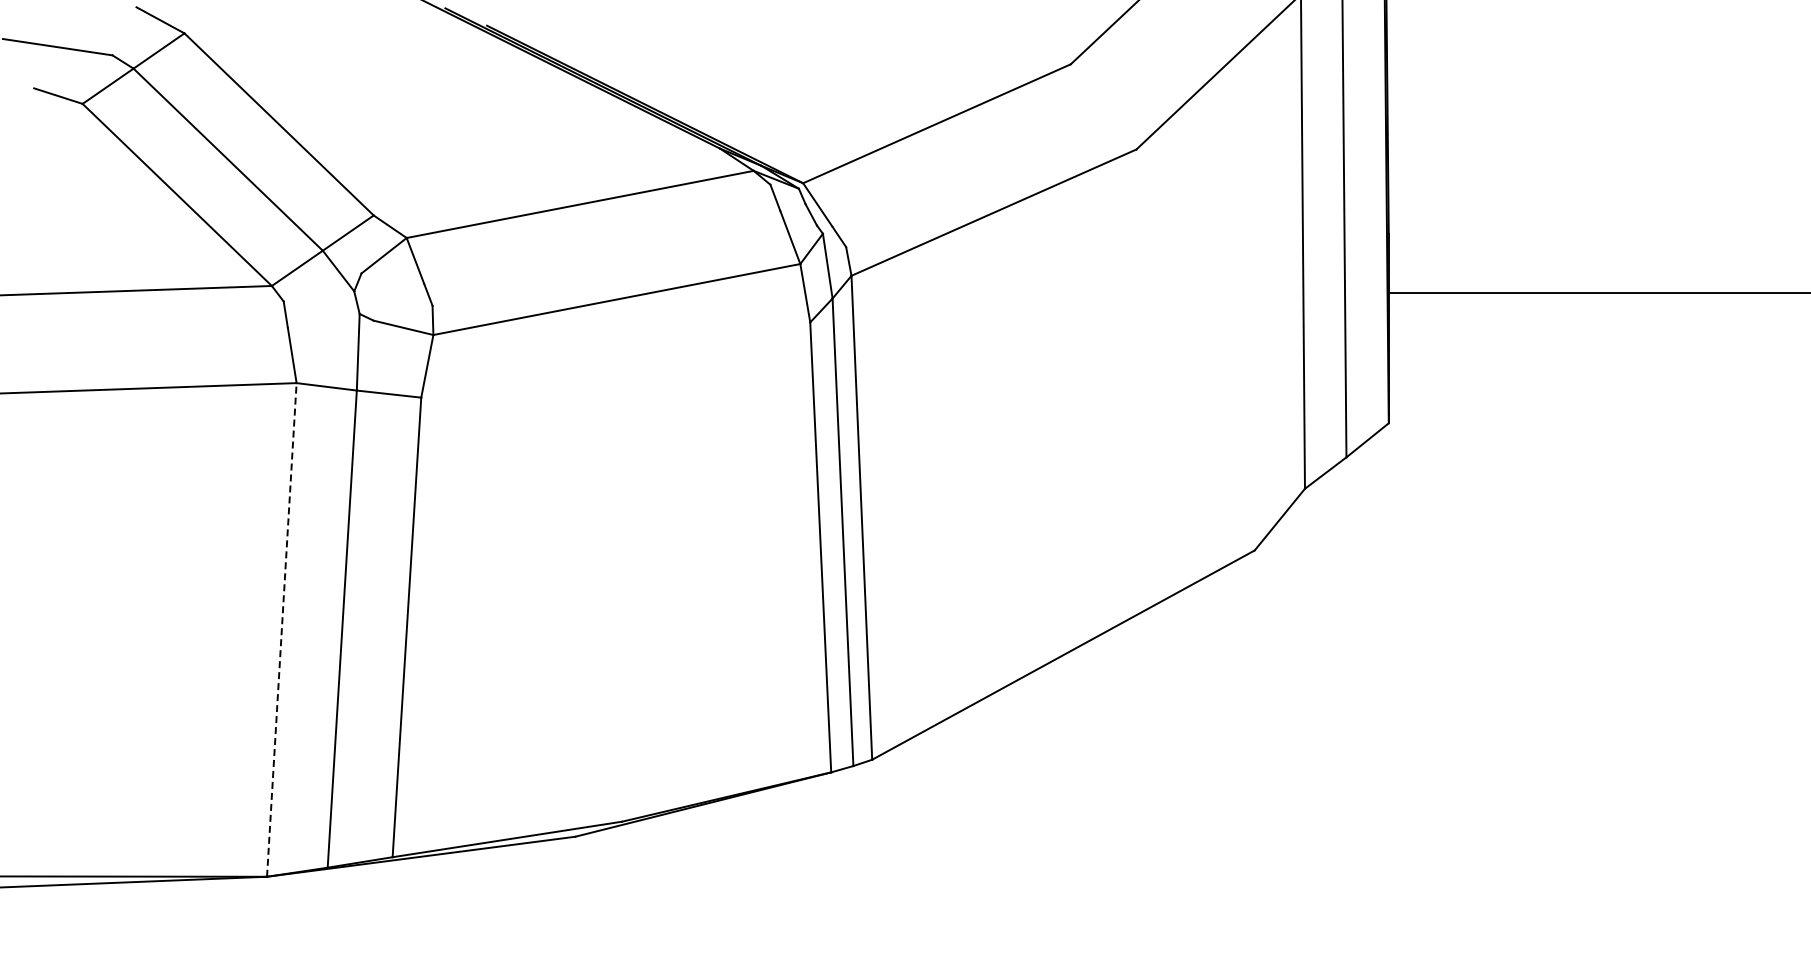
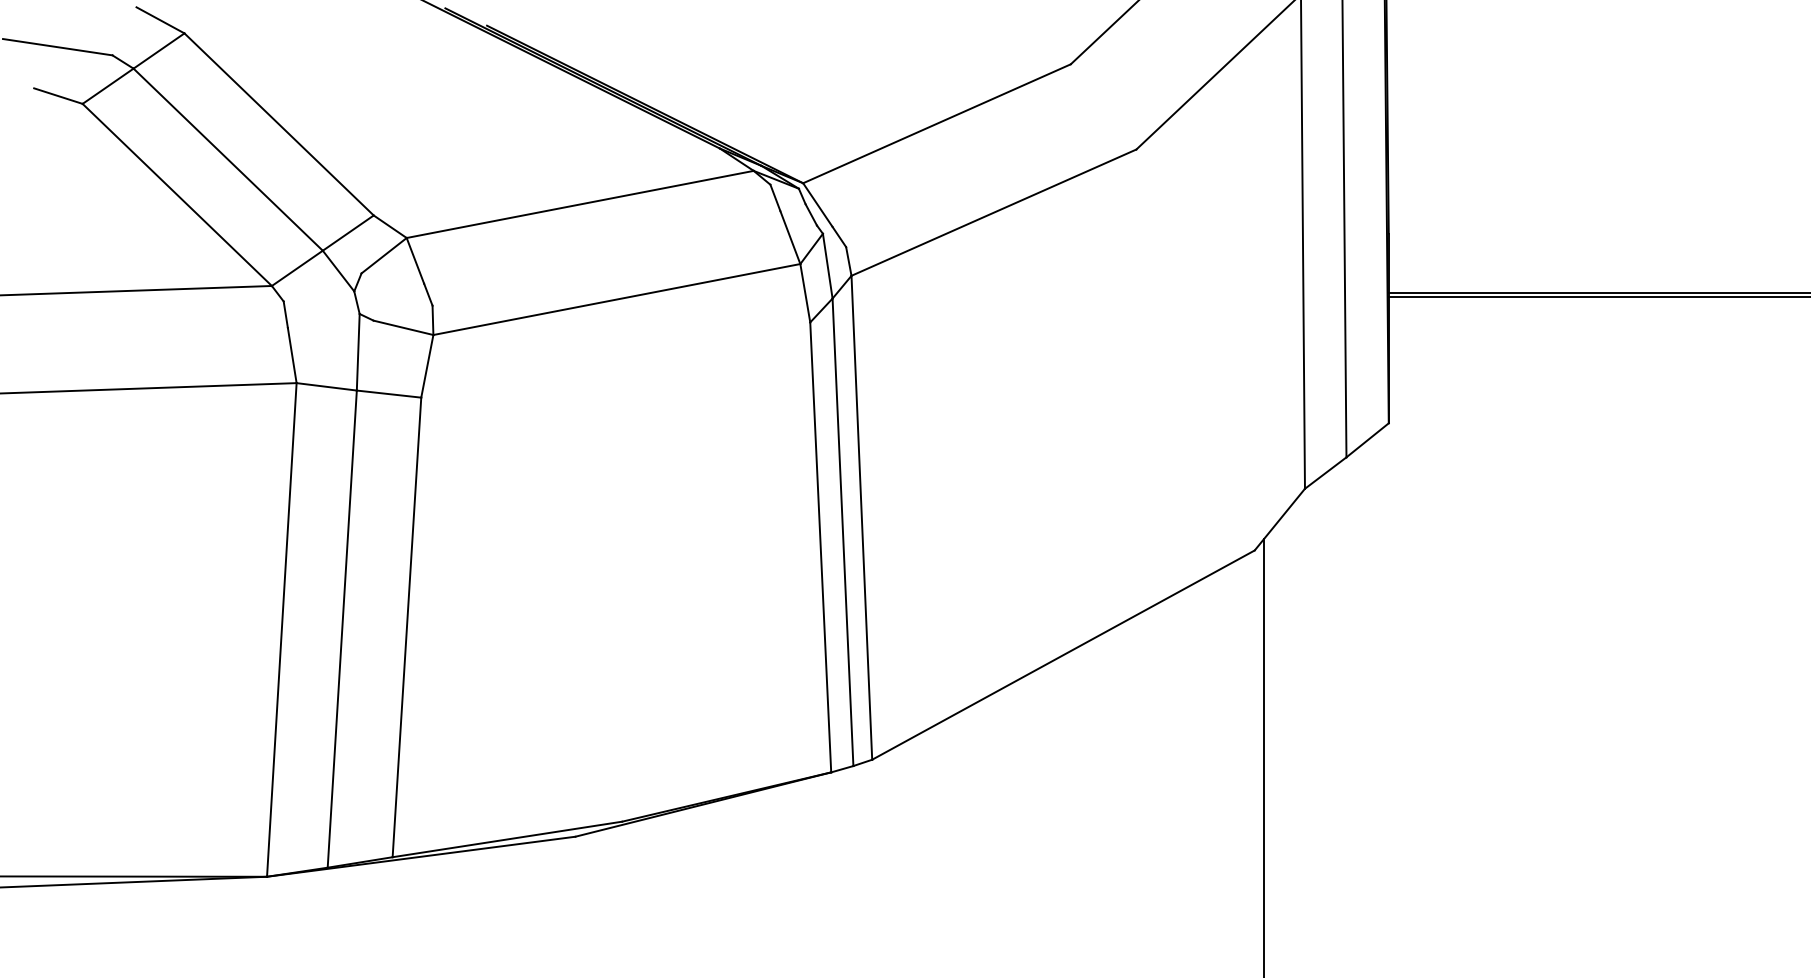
line: none -> present (1597, 296)
line: dashed -> solid (281, 629)
line: none -> present (1263, 756)
